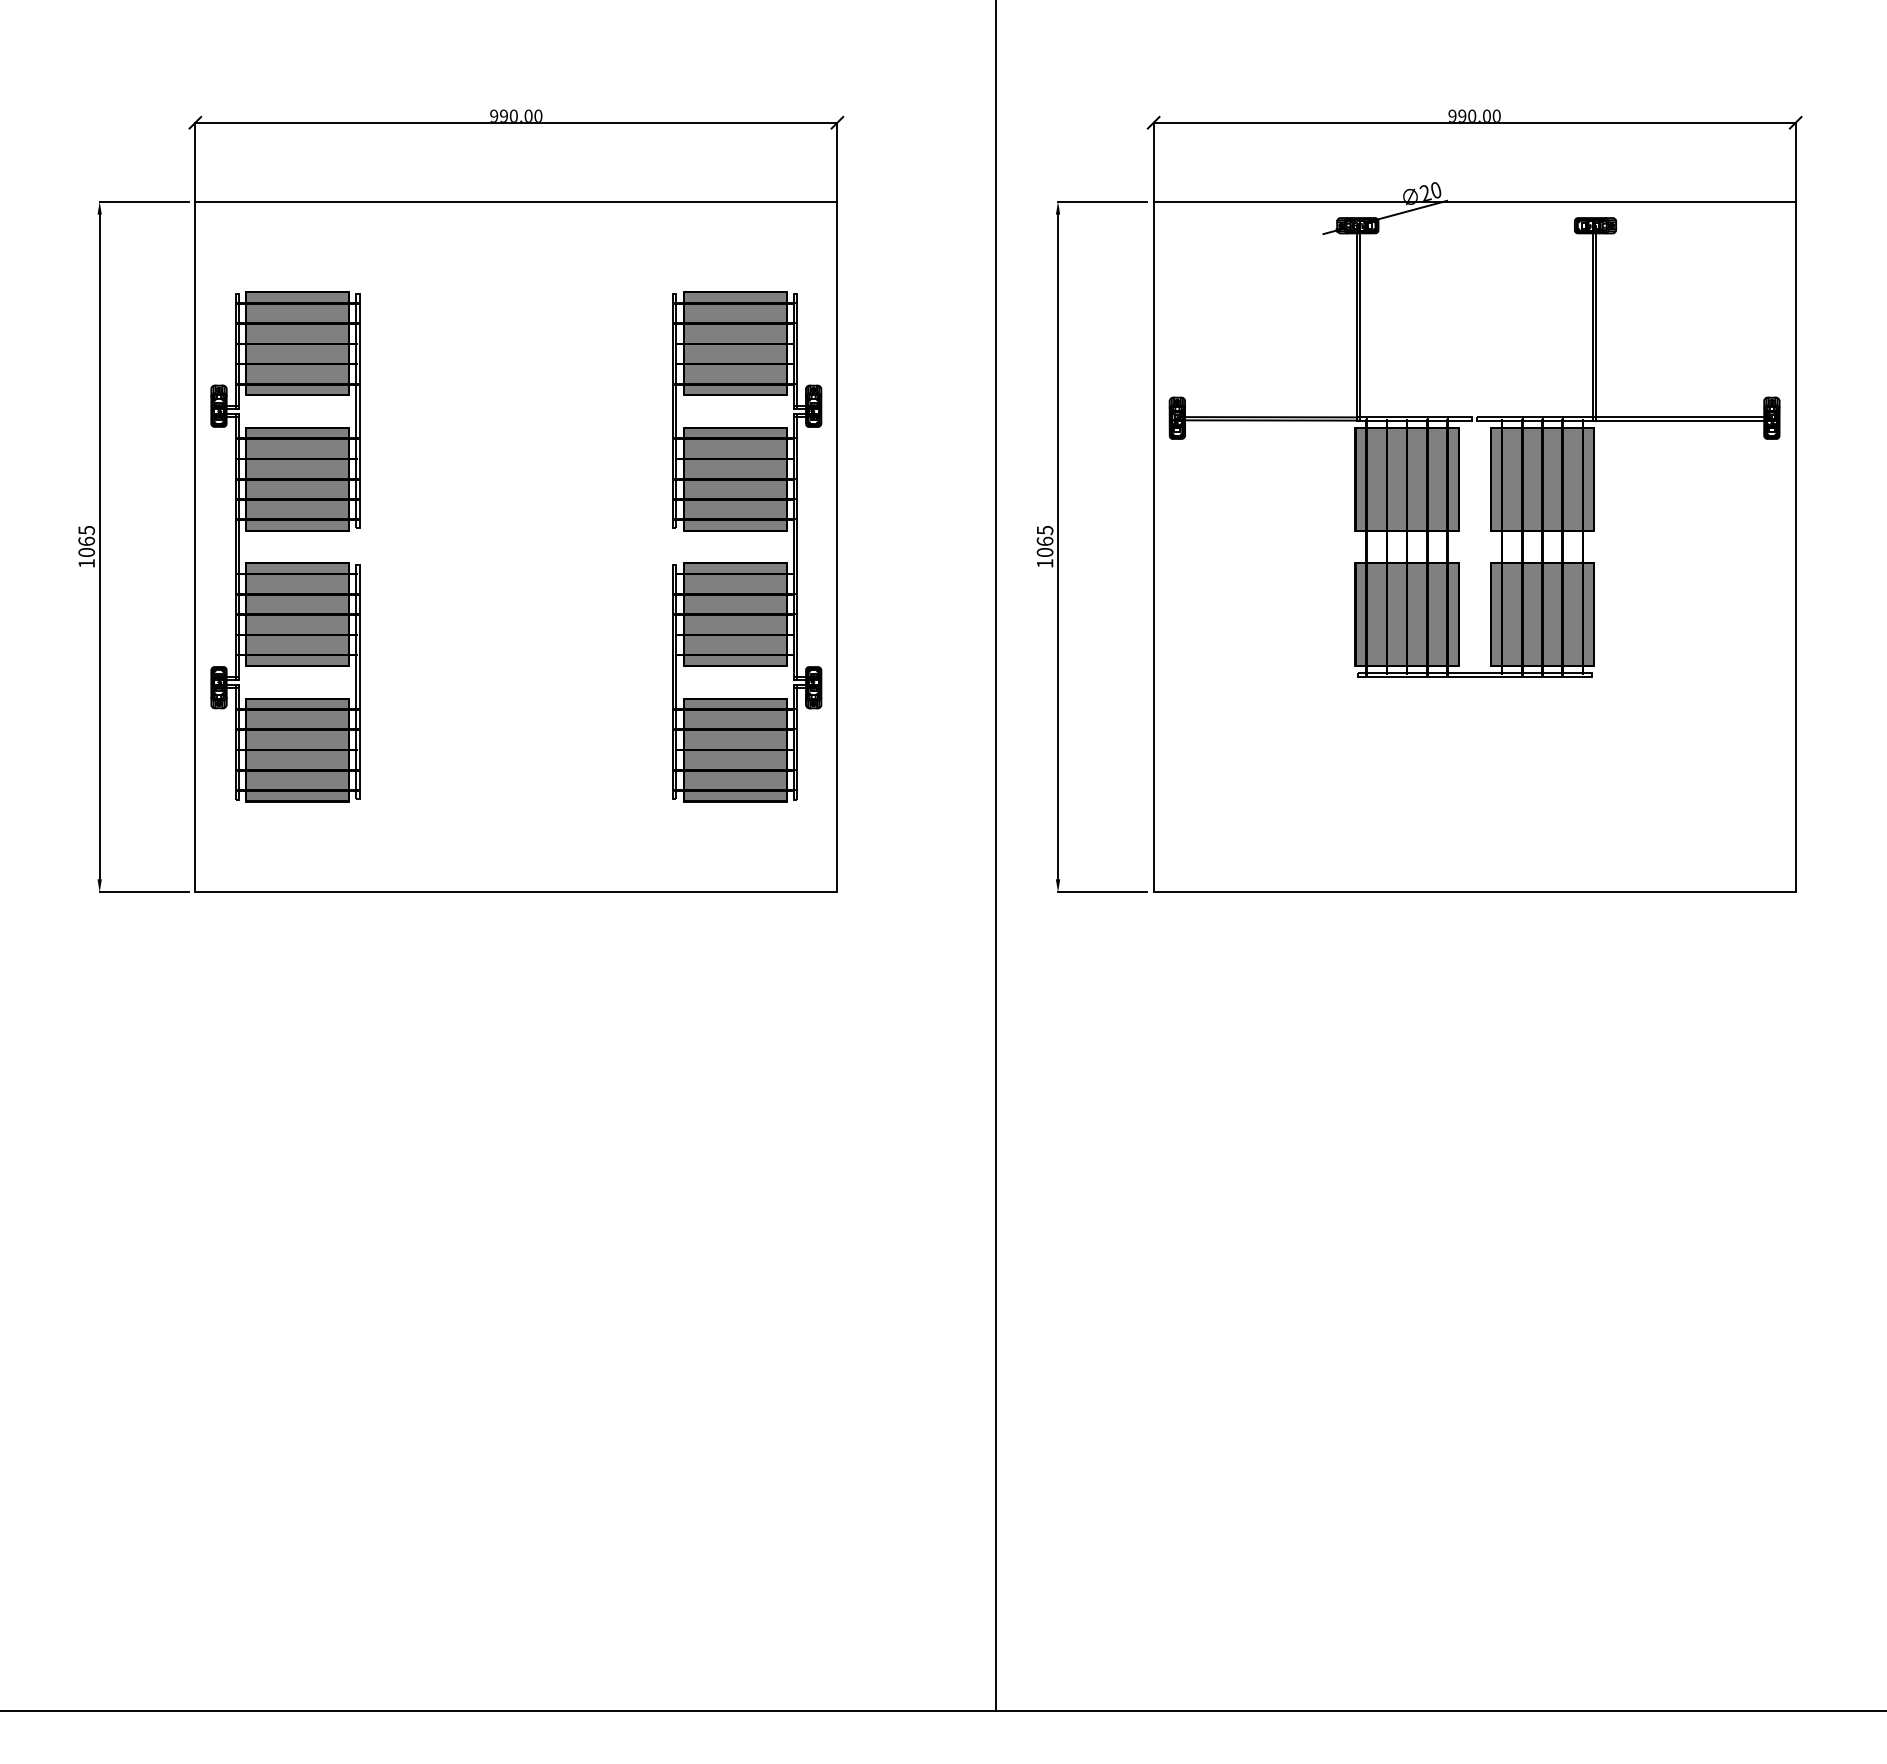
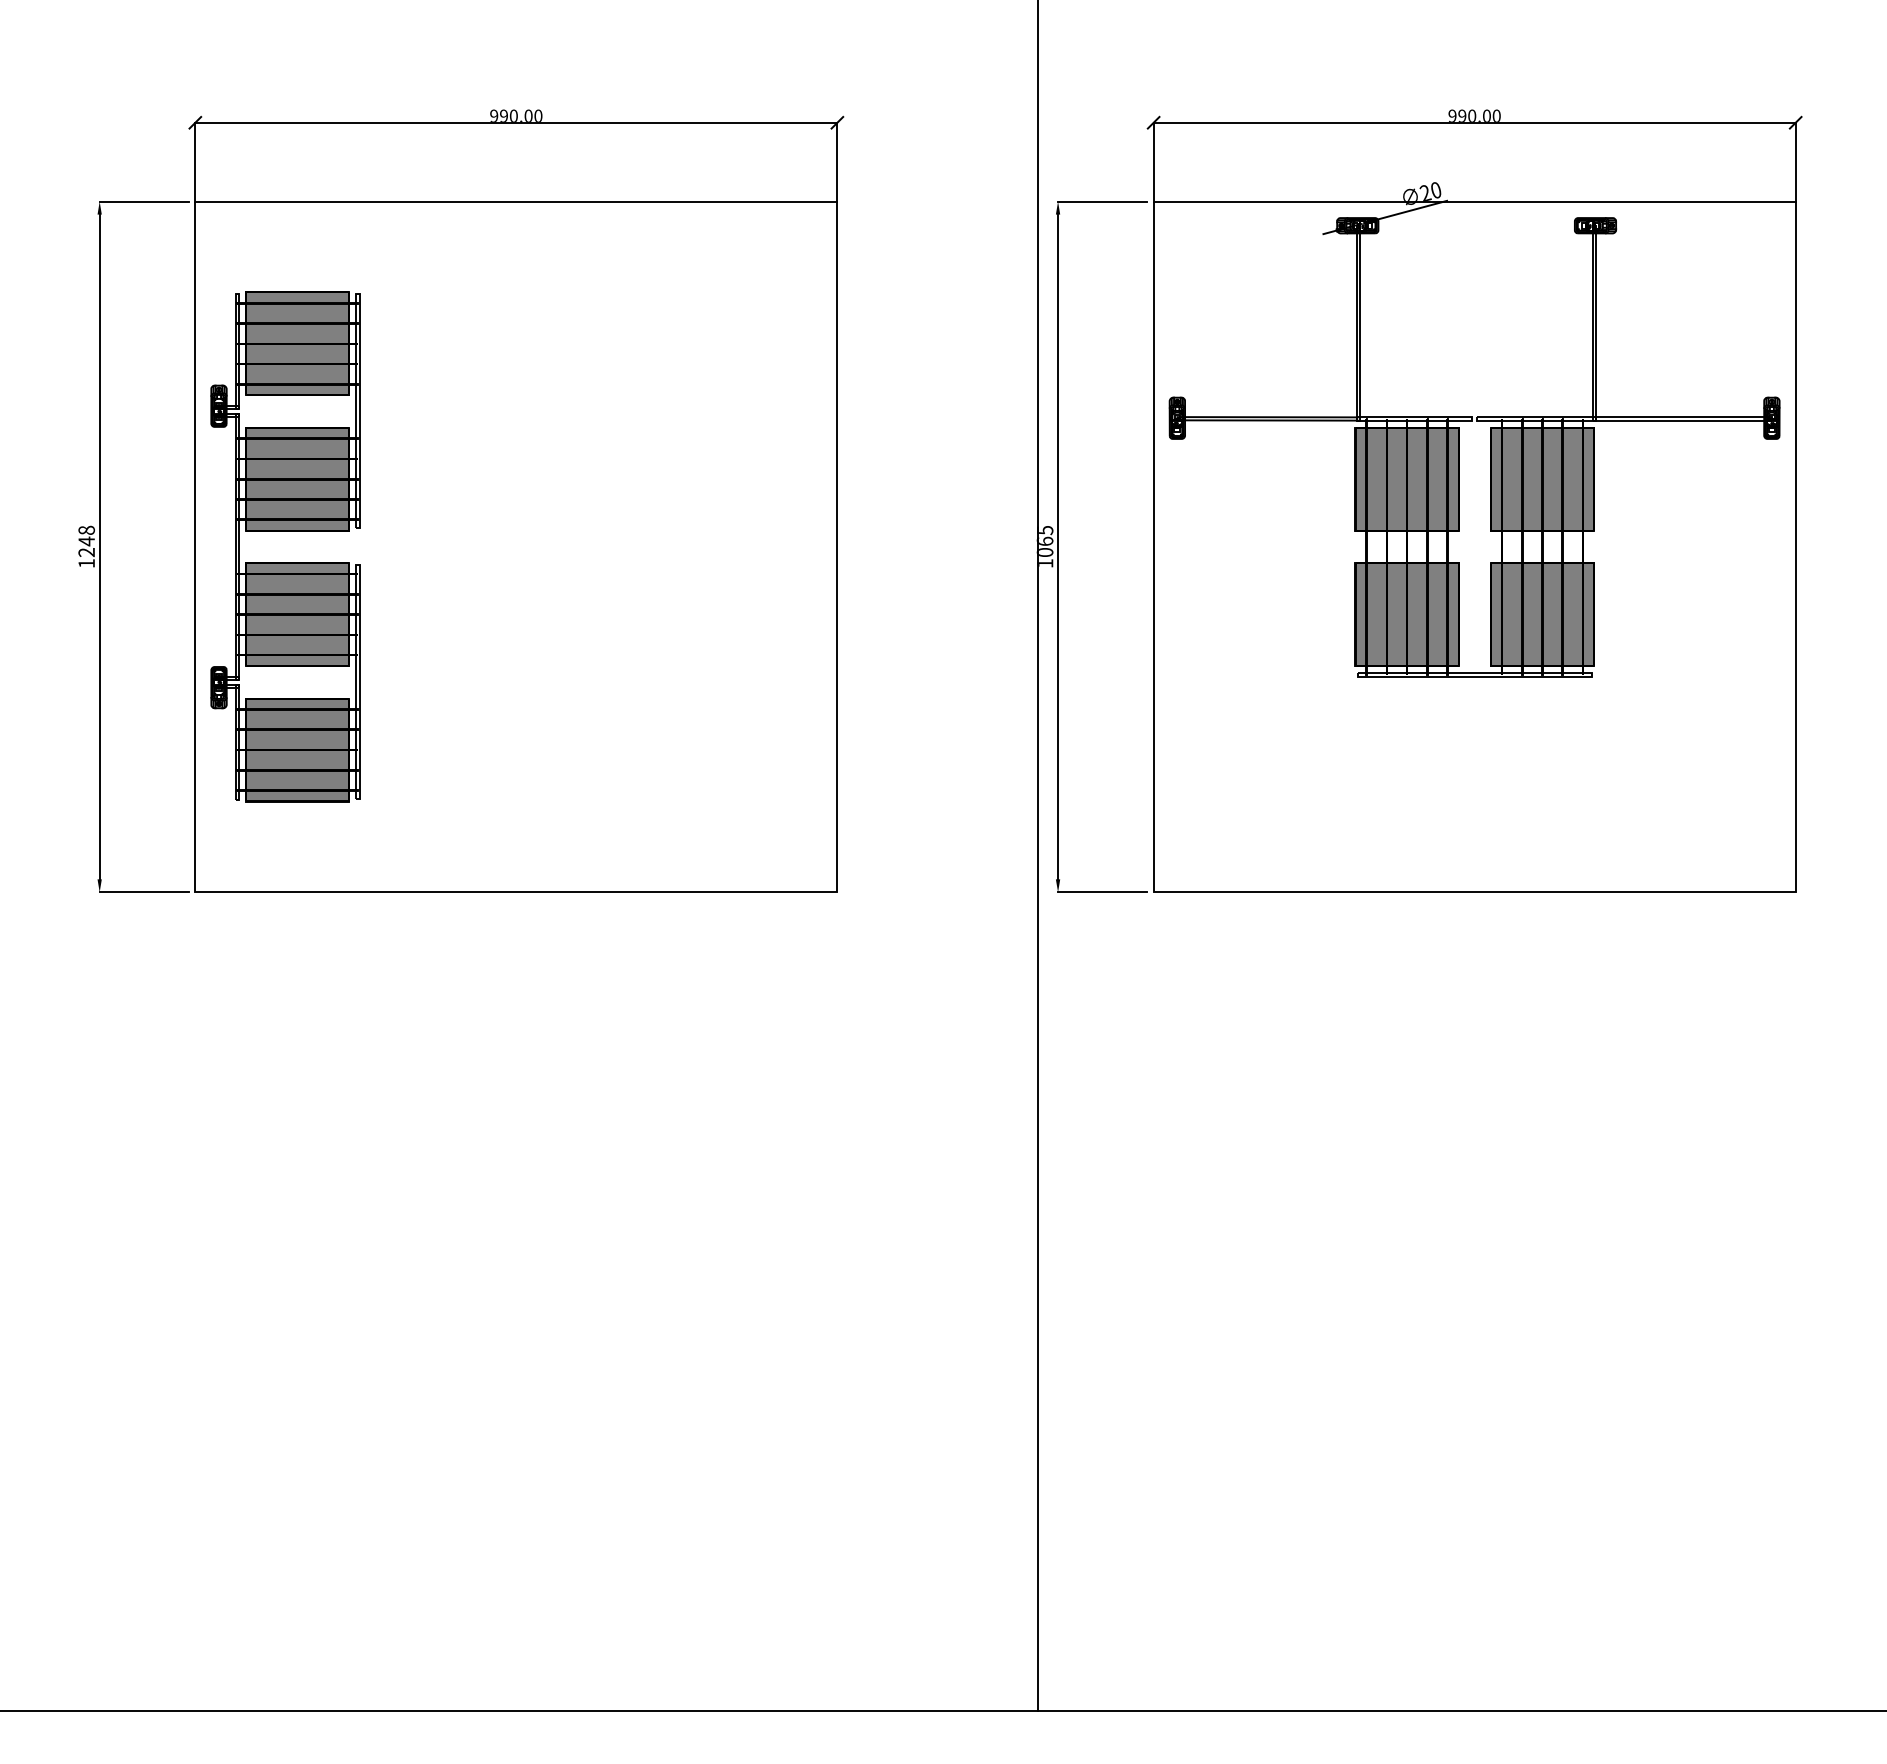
part: present -> none (747, 531)
text: 1065 -> 1248 (86, 541)
line position: (995, 856) -> (1037, 856) (1037, 856)
